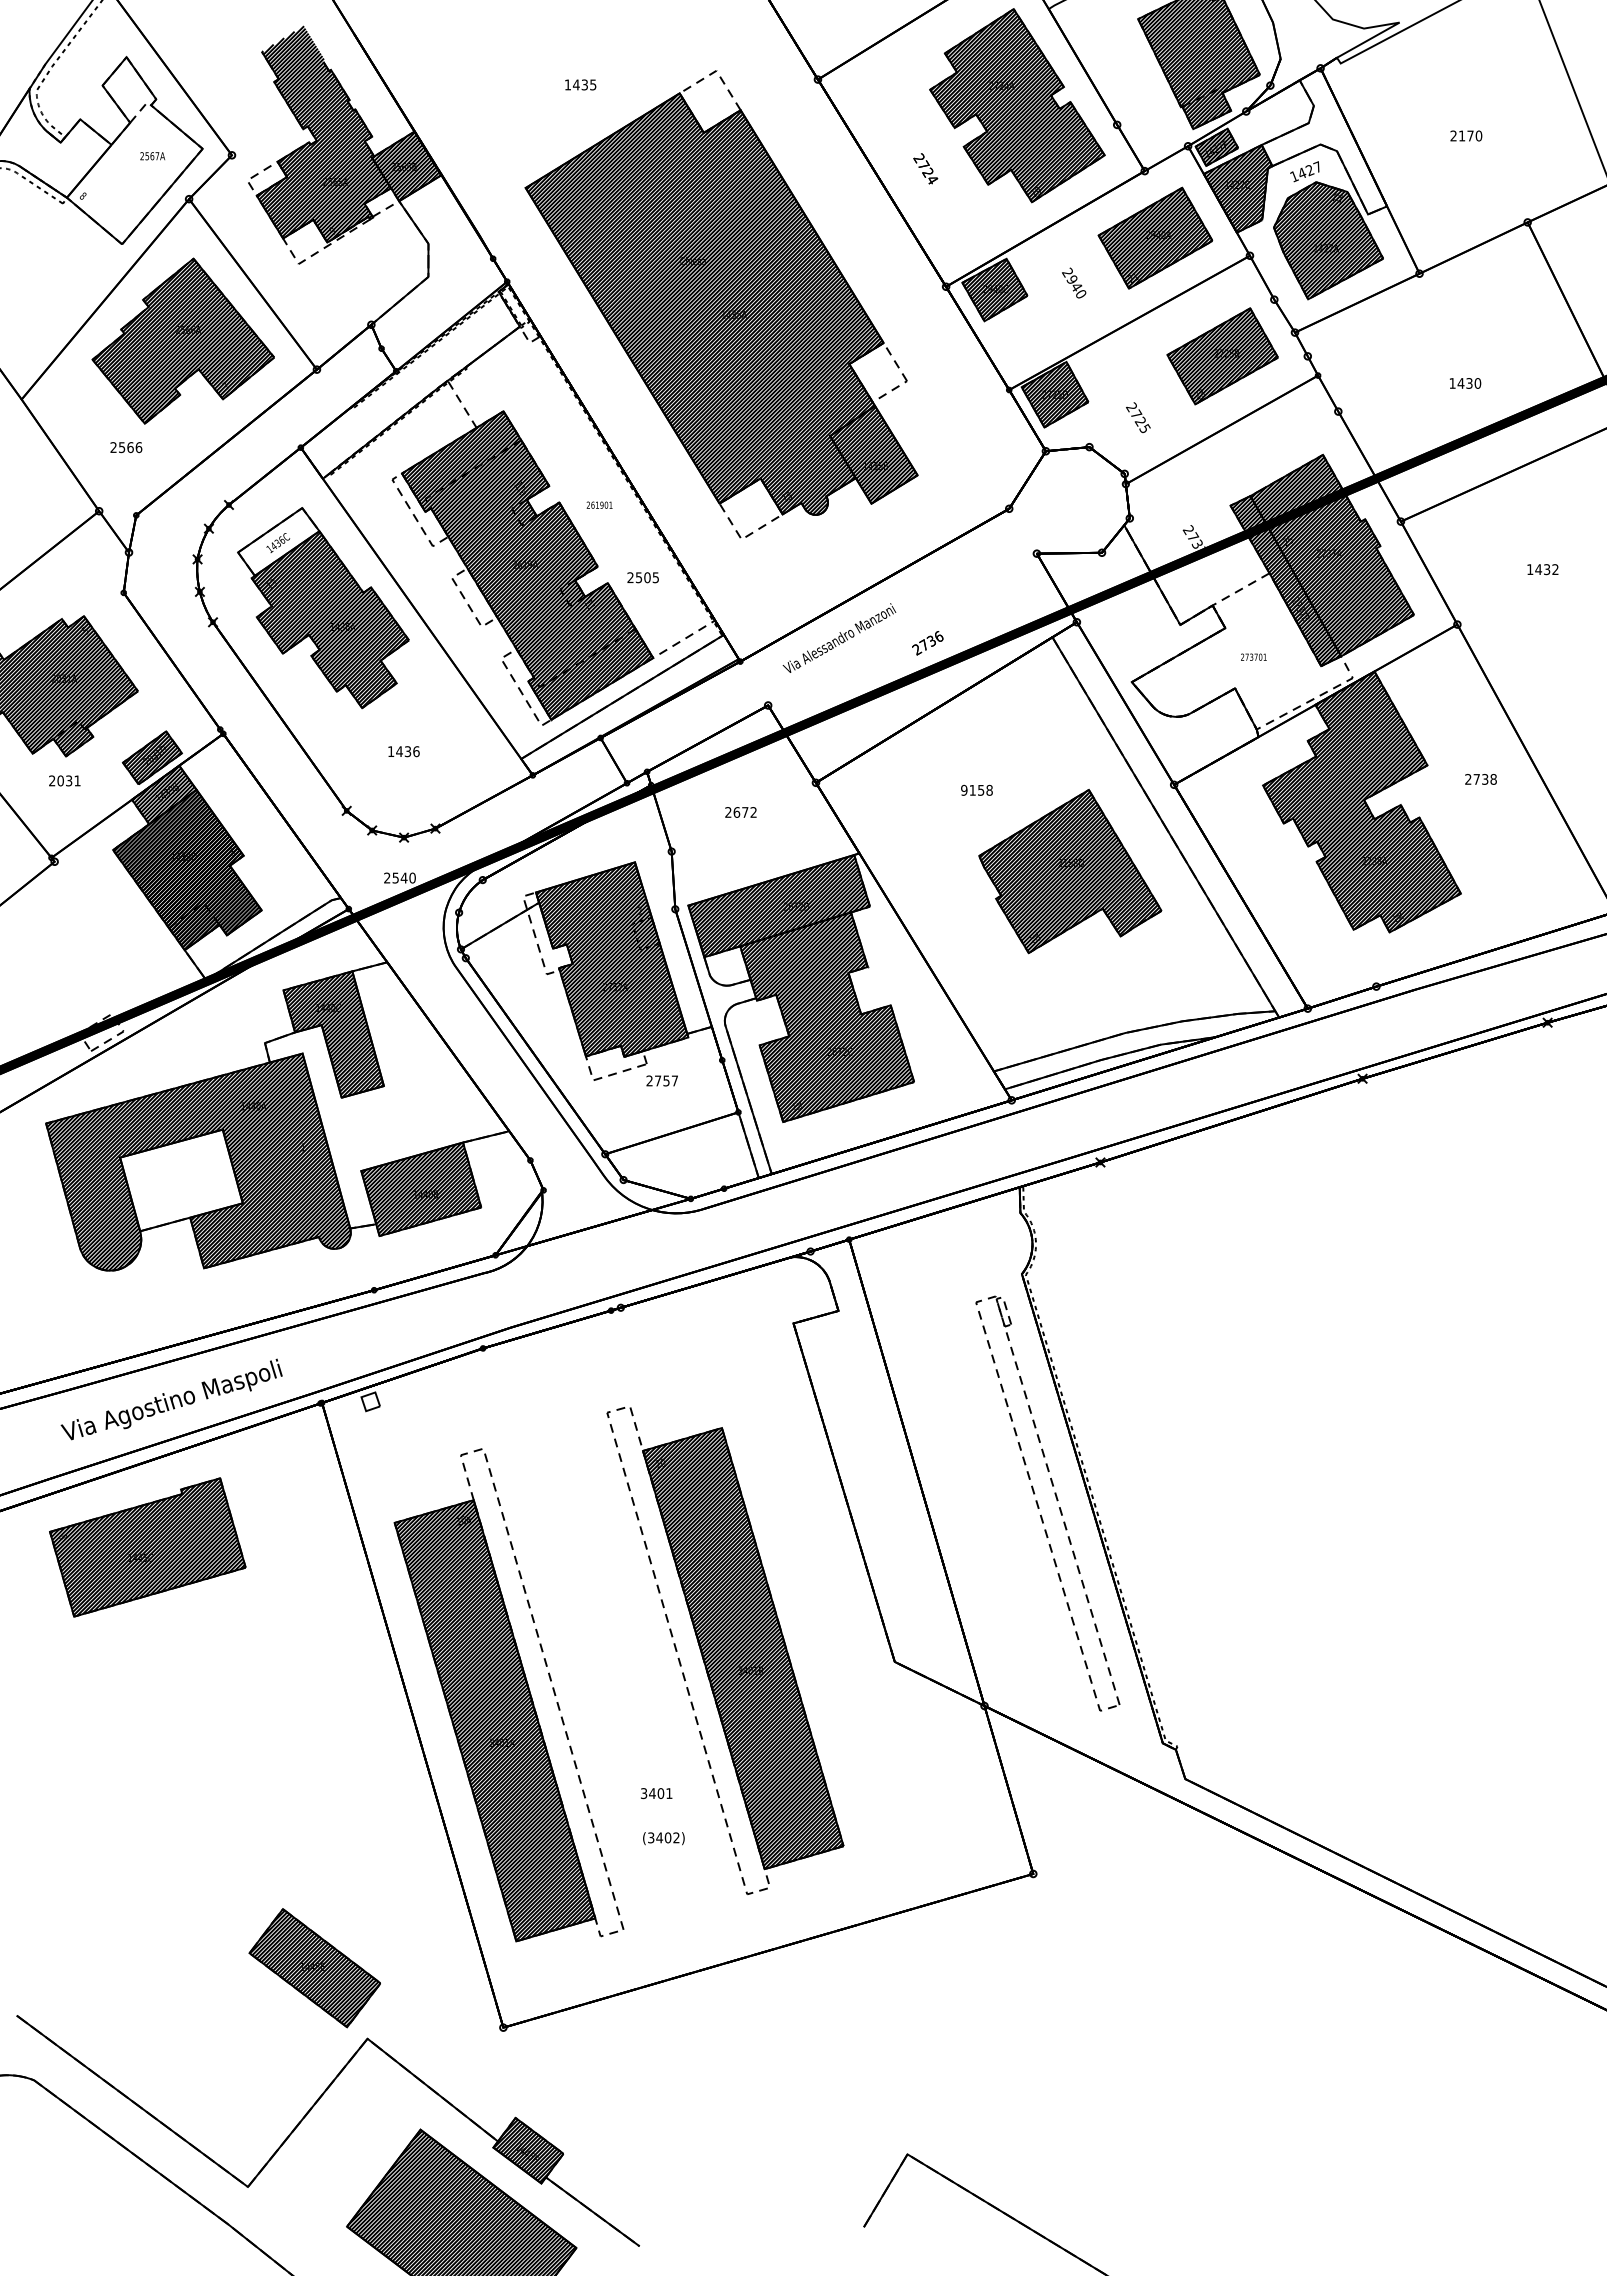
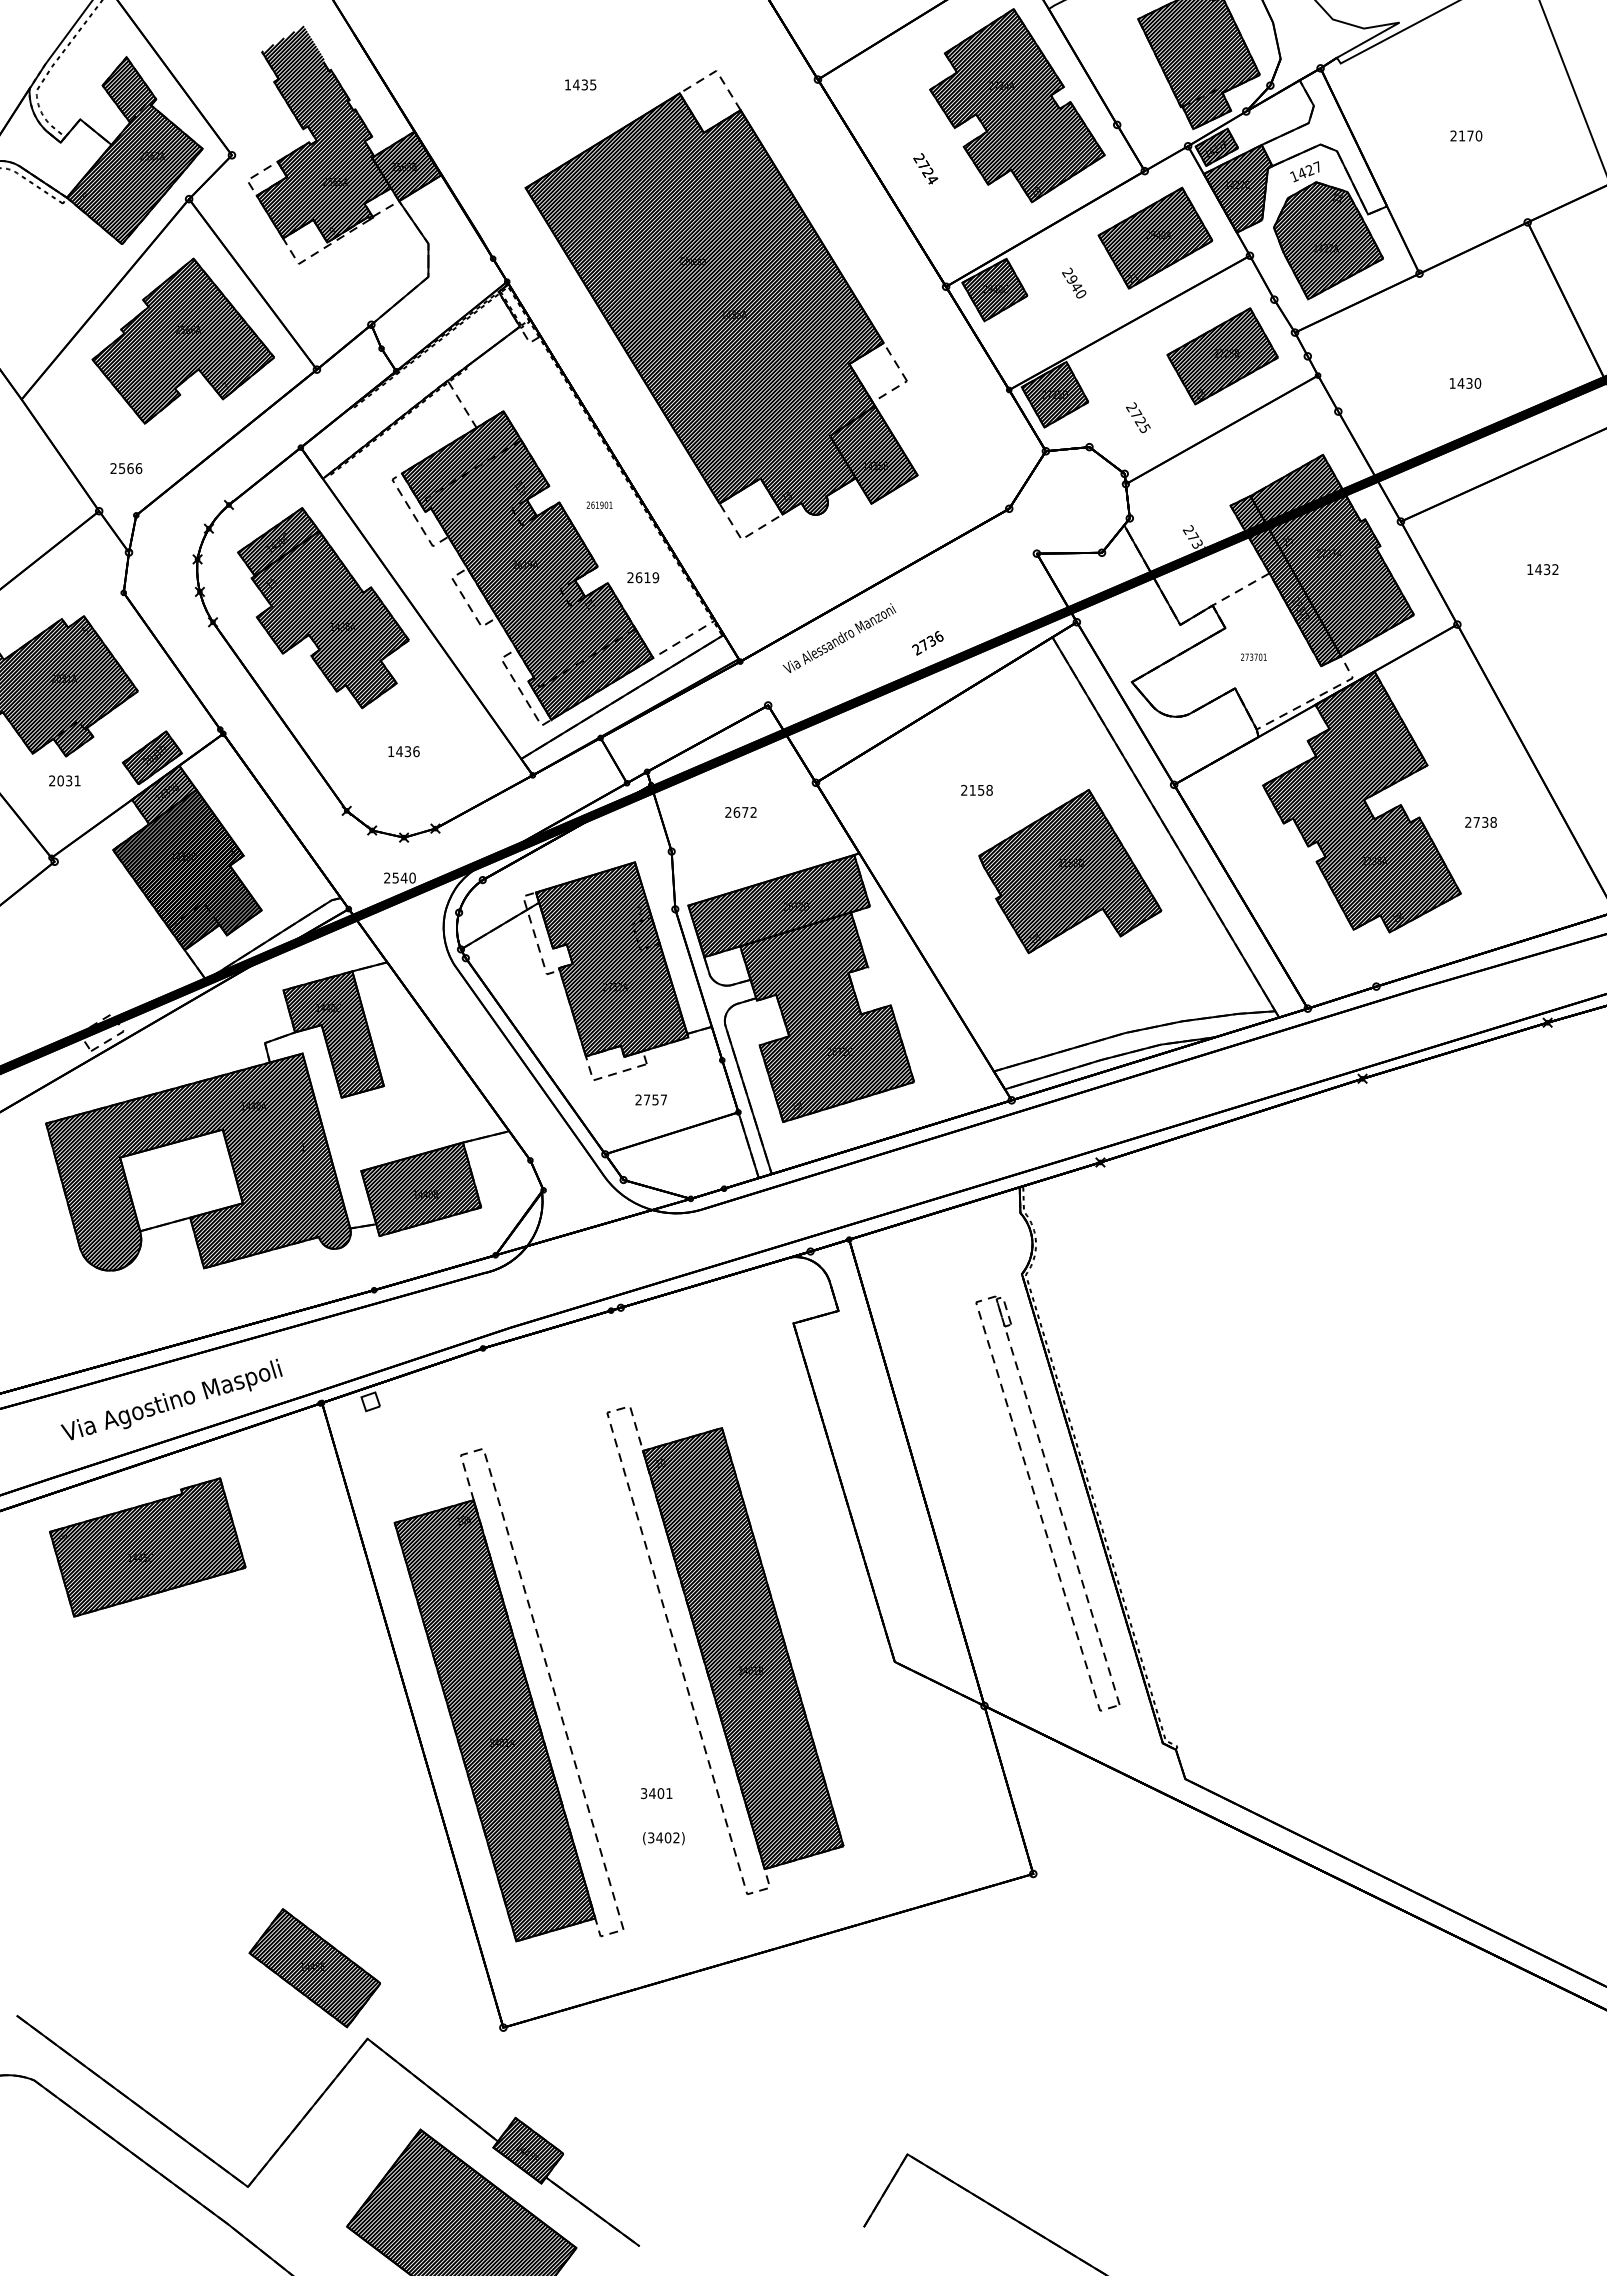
hatch: none -> present (134, 150)
text position: (126, 447) -> (126, 468) (126, 468)
hatch: none -> present (278, 541)
text: 2505 -> 2619 (647, 577)
text position: (1480, 779) -> (1480, 822) (1480, 822)
text: 9158 -> 2158 (964, 790)
text position: (661, 1080) -> (650, 1099) (650, 1099)
